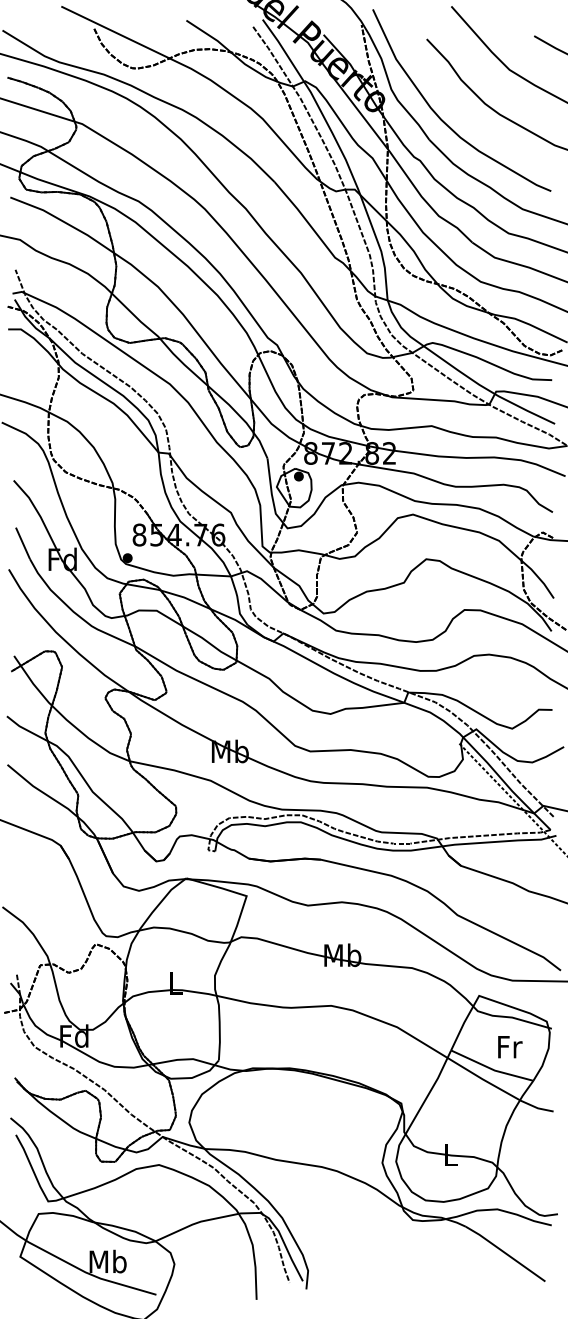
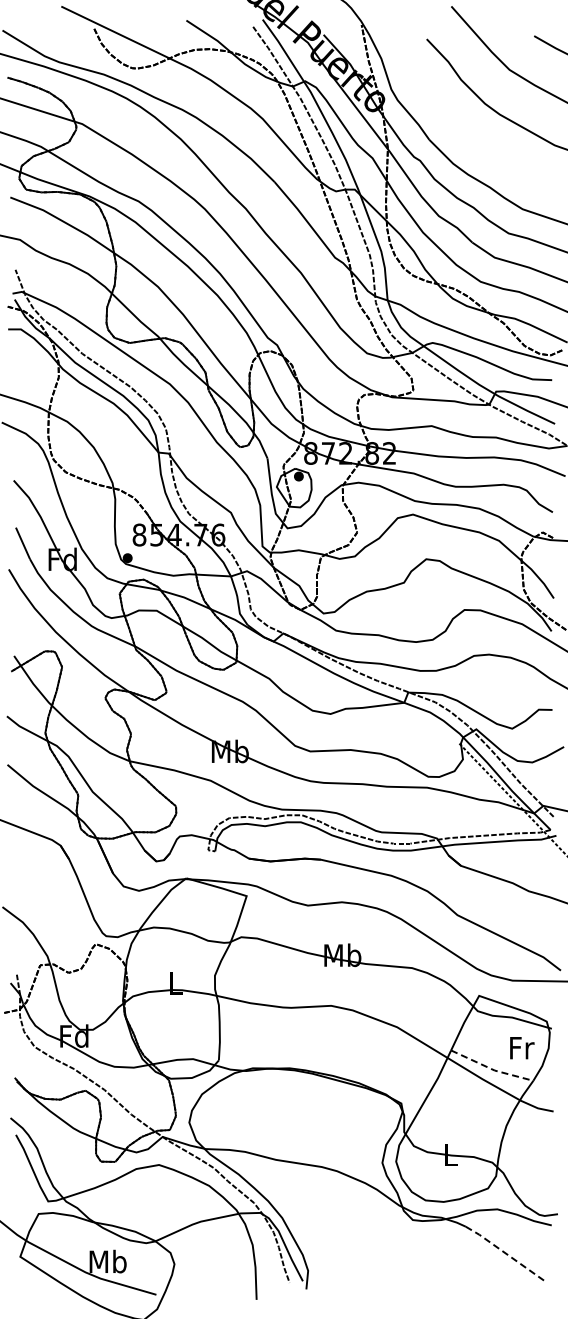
curve: present -> none (442, 119)
text position: (510, 1047) -> (522, 1048) (522, 1048)
line: solid -> dashed (491, 1068)
line: solid -> dashed (505, 1253)
